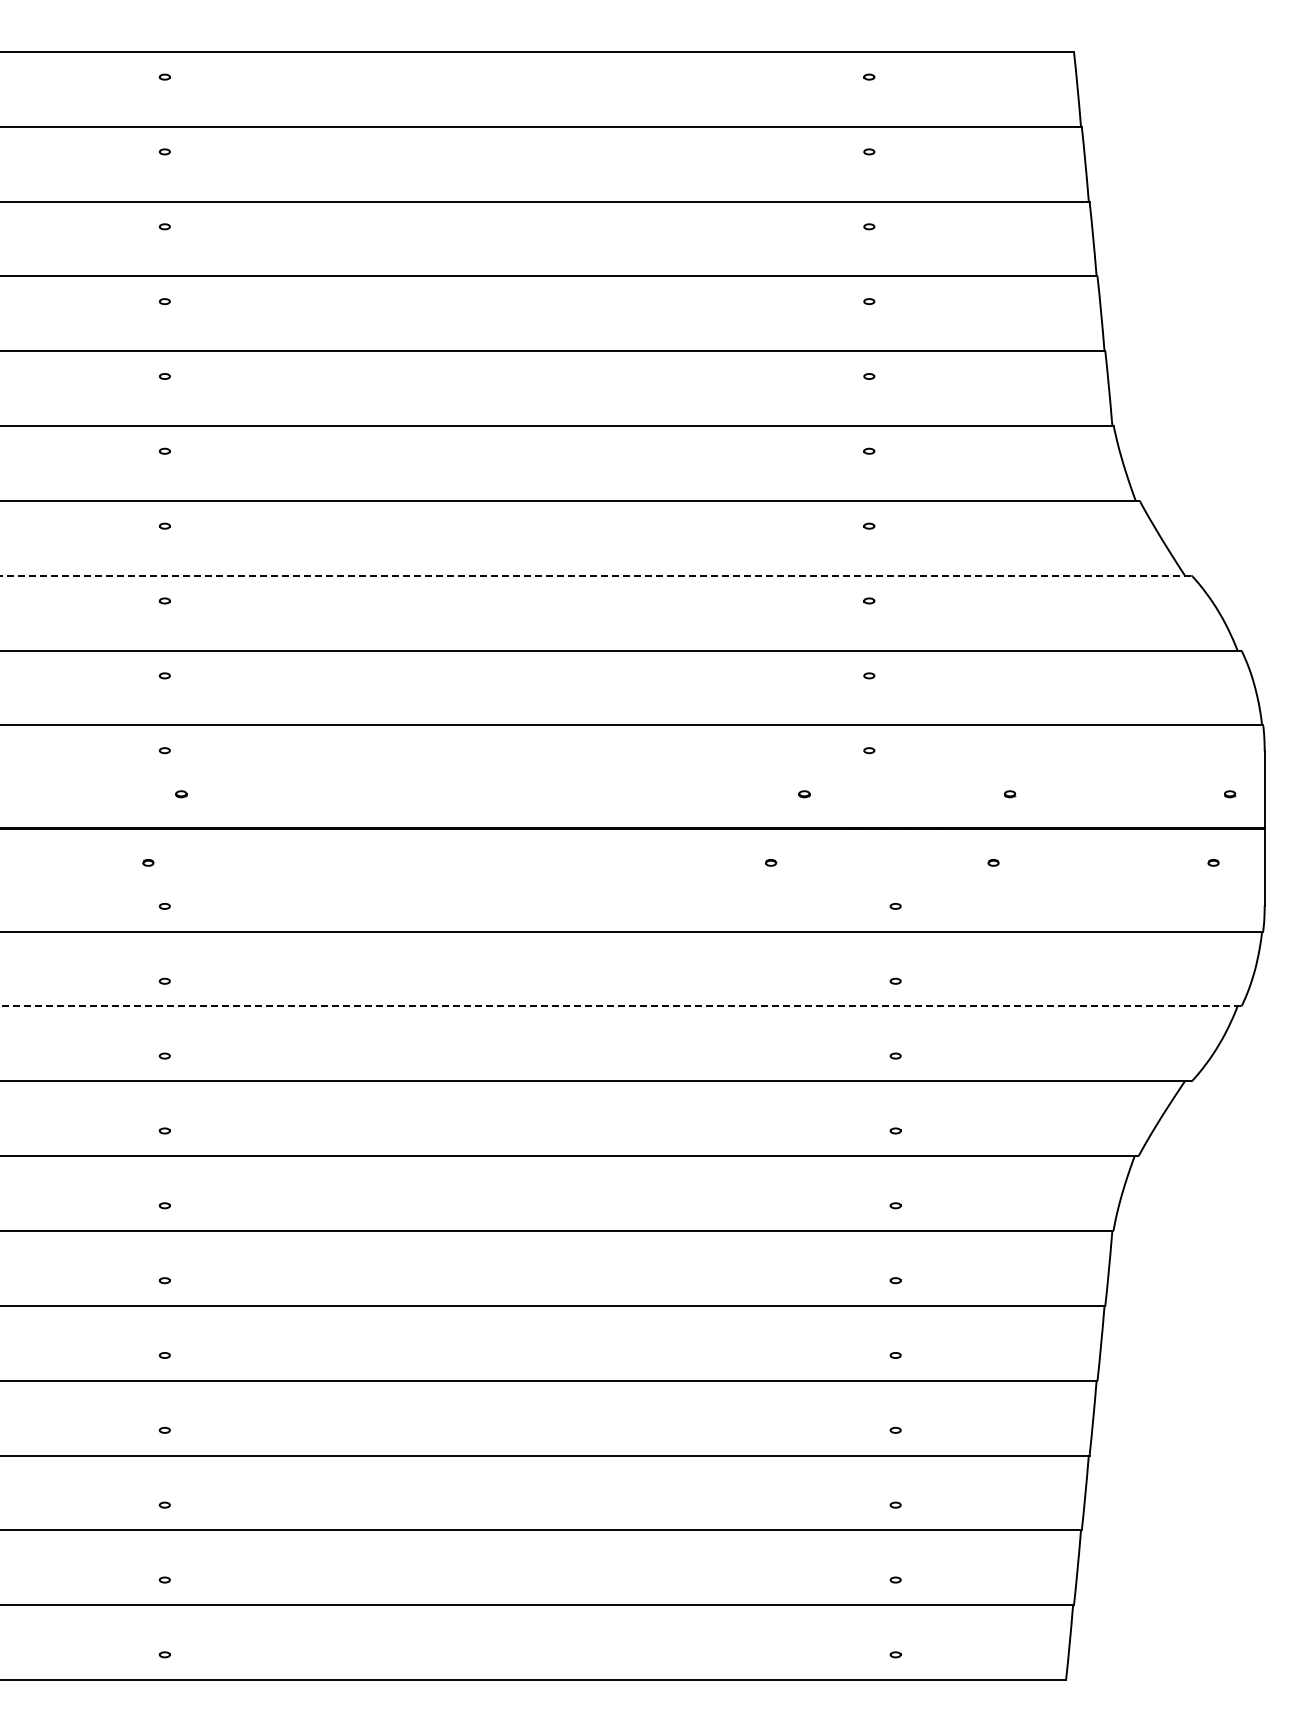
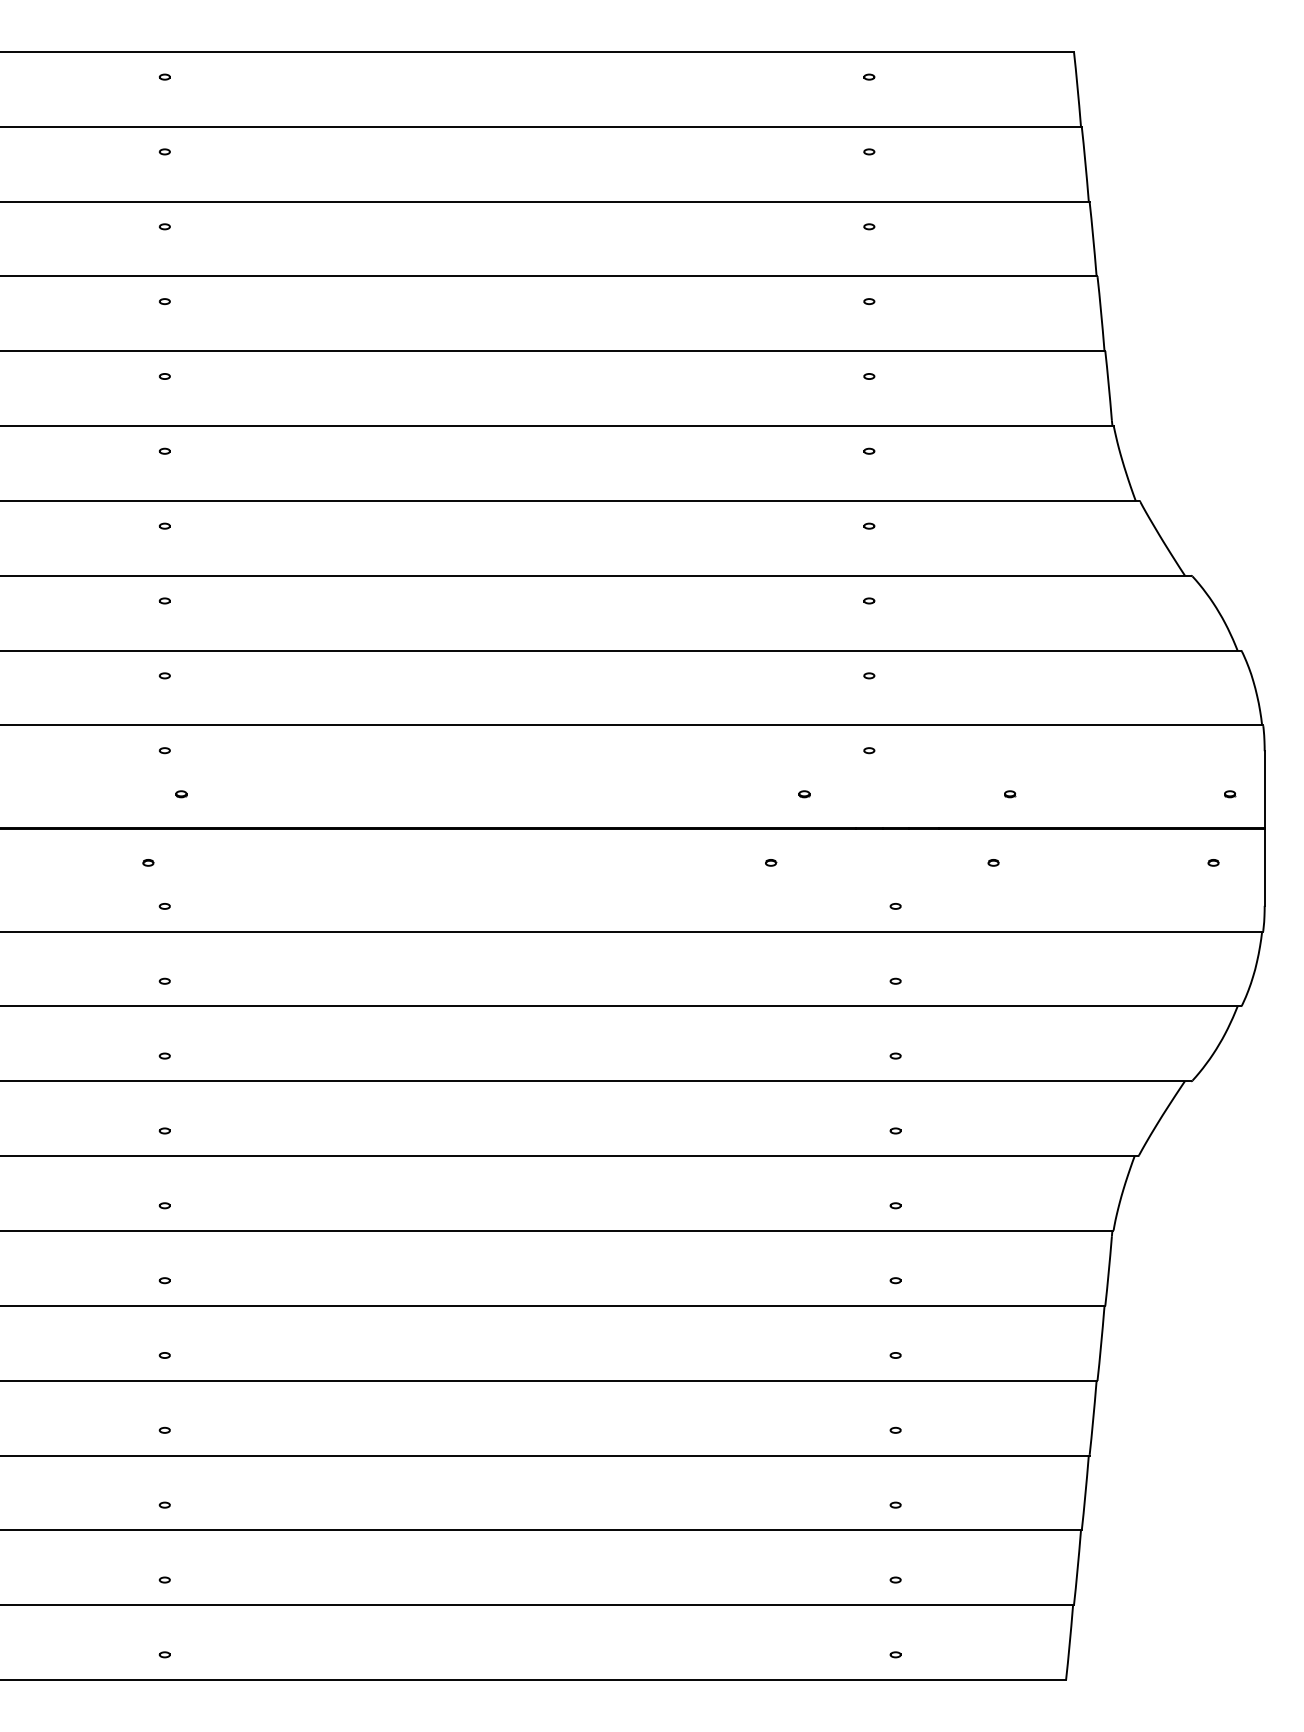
line: dashed -> solid (596, 575)
line: dashed -> solid (620, 1006)
